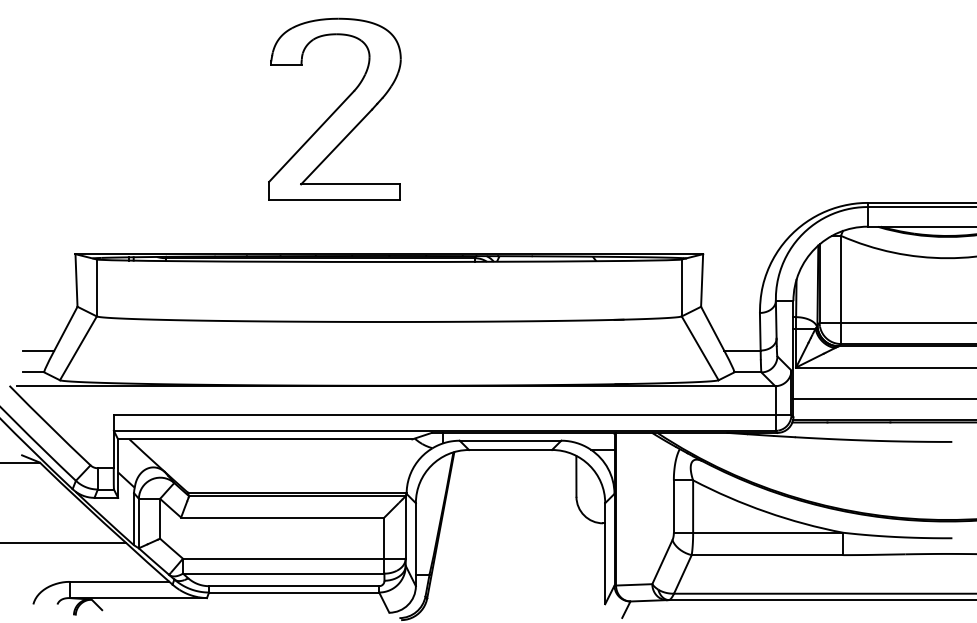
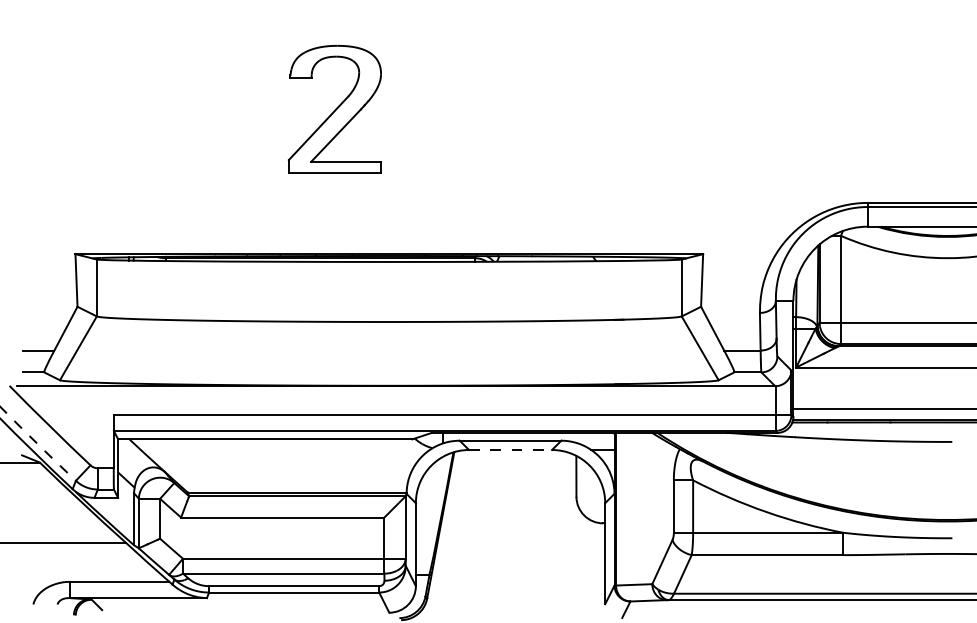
part size: 134x184 px -> 95x130 px (334, 108)
line position: (883, 398) -> (883, 408) (883, 408)
arc: solid -> dashed (38, 444)
line: solid -> dashed (511, 450)
